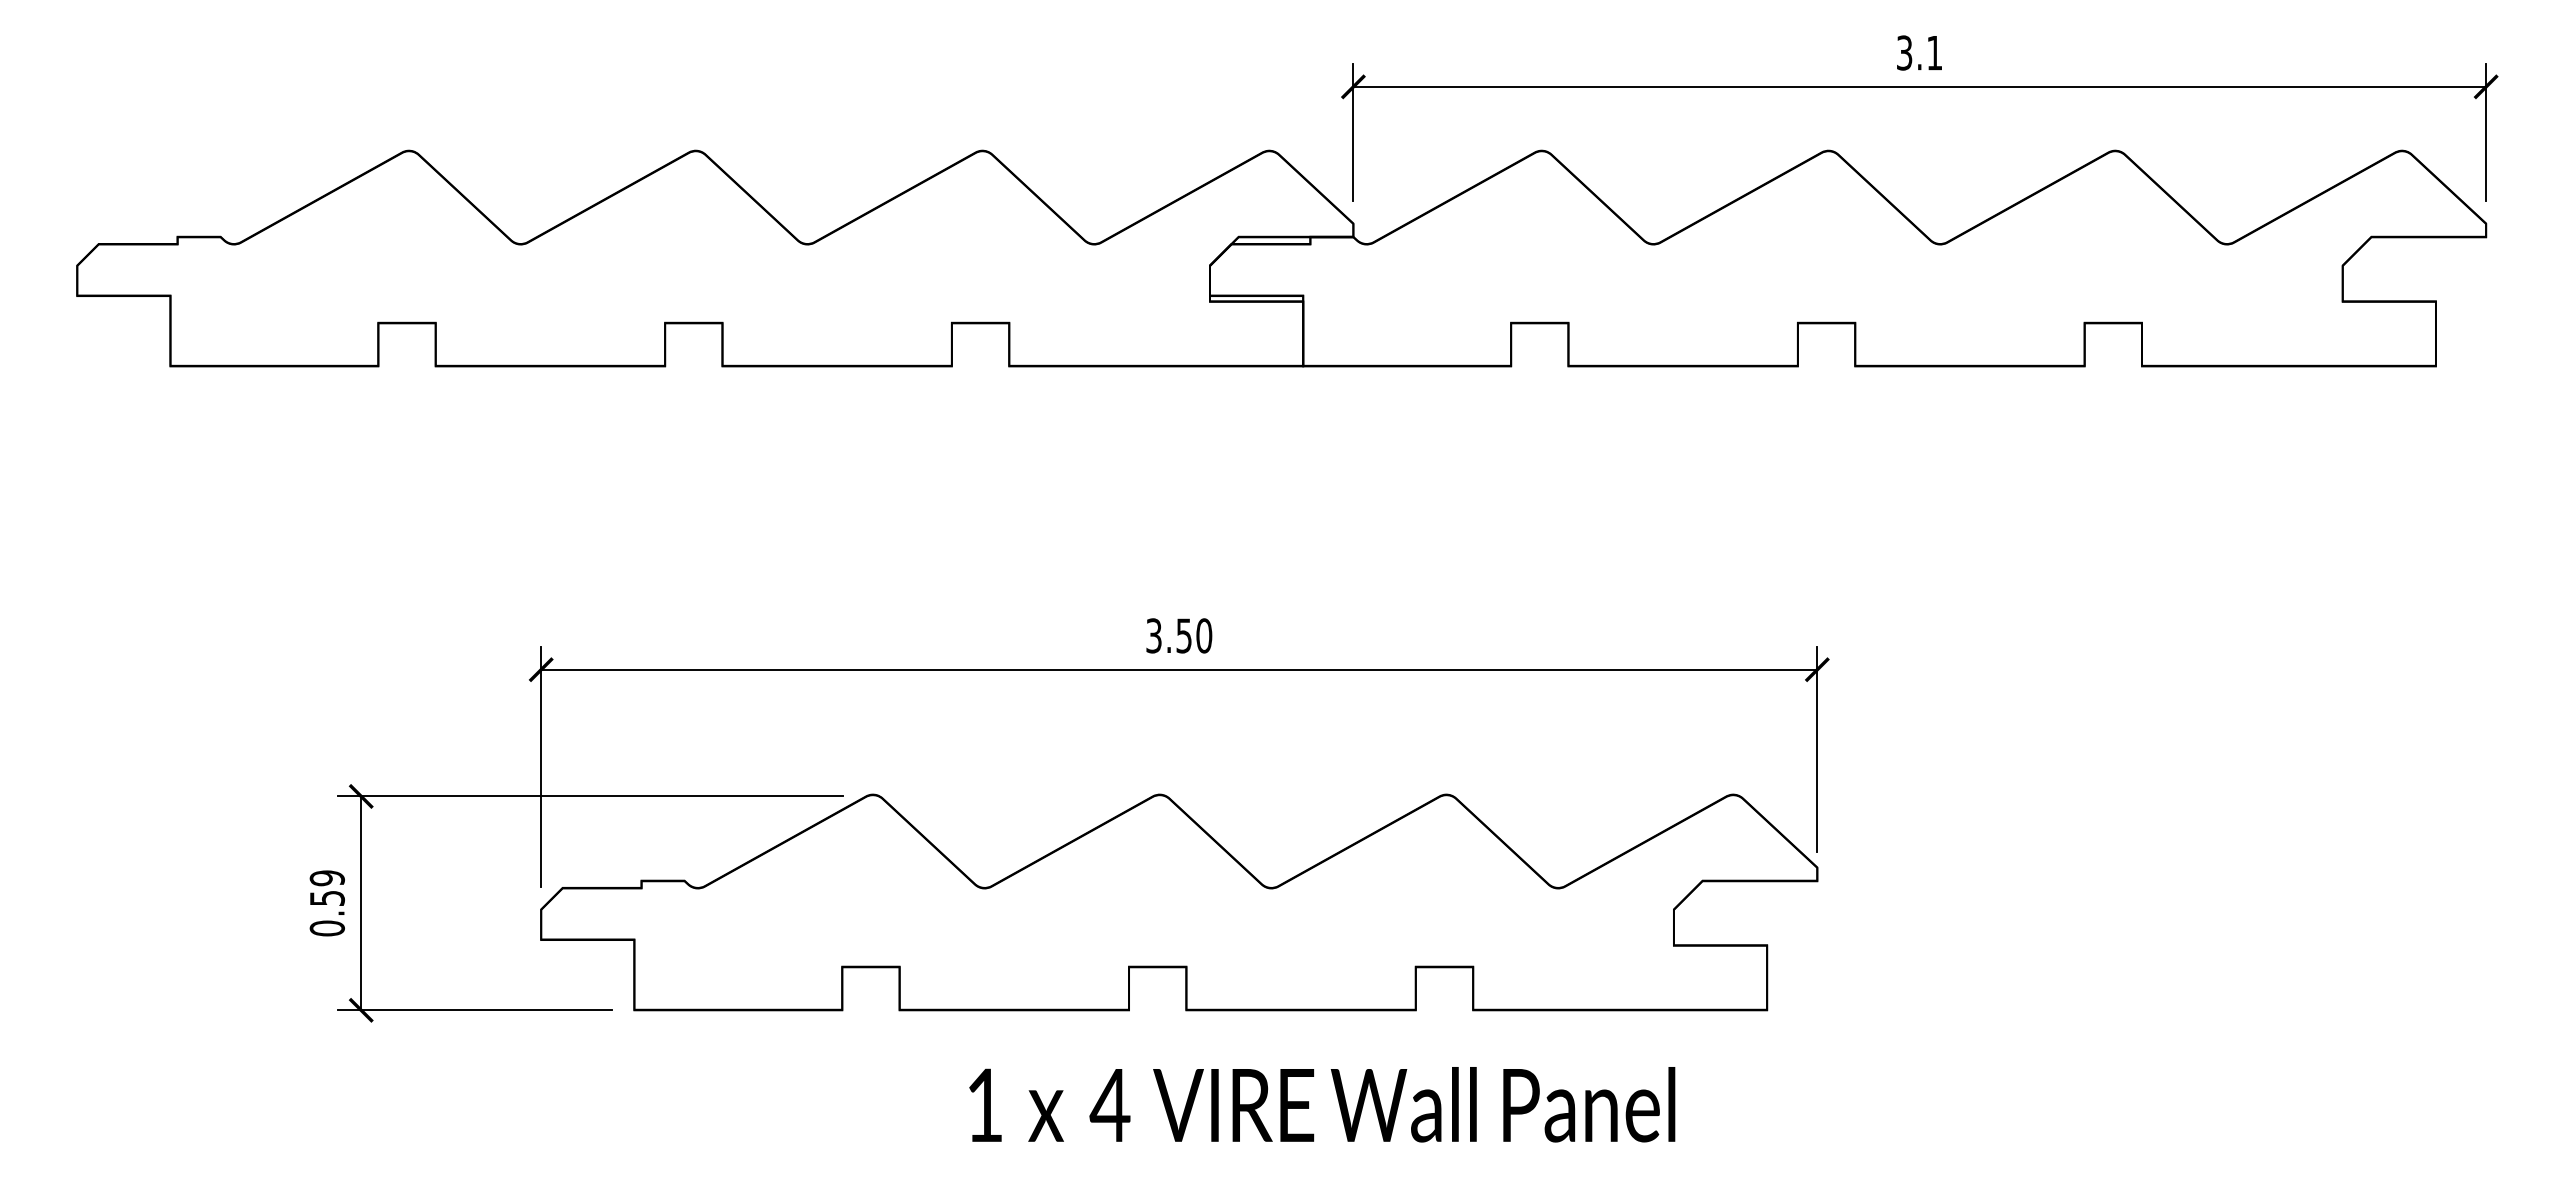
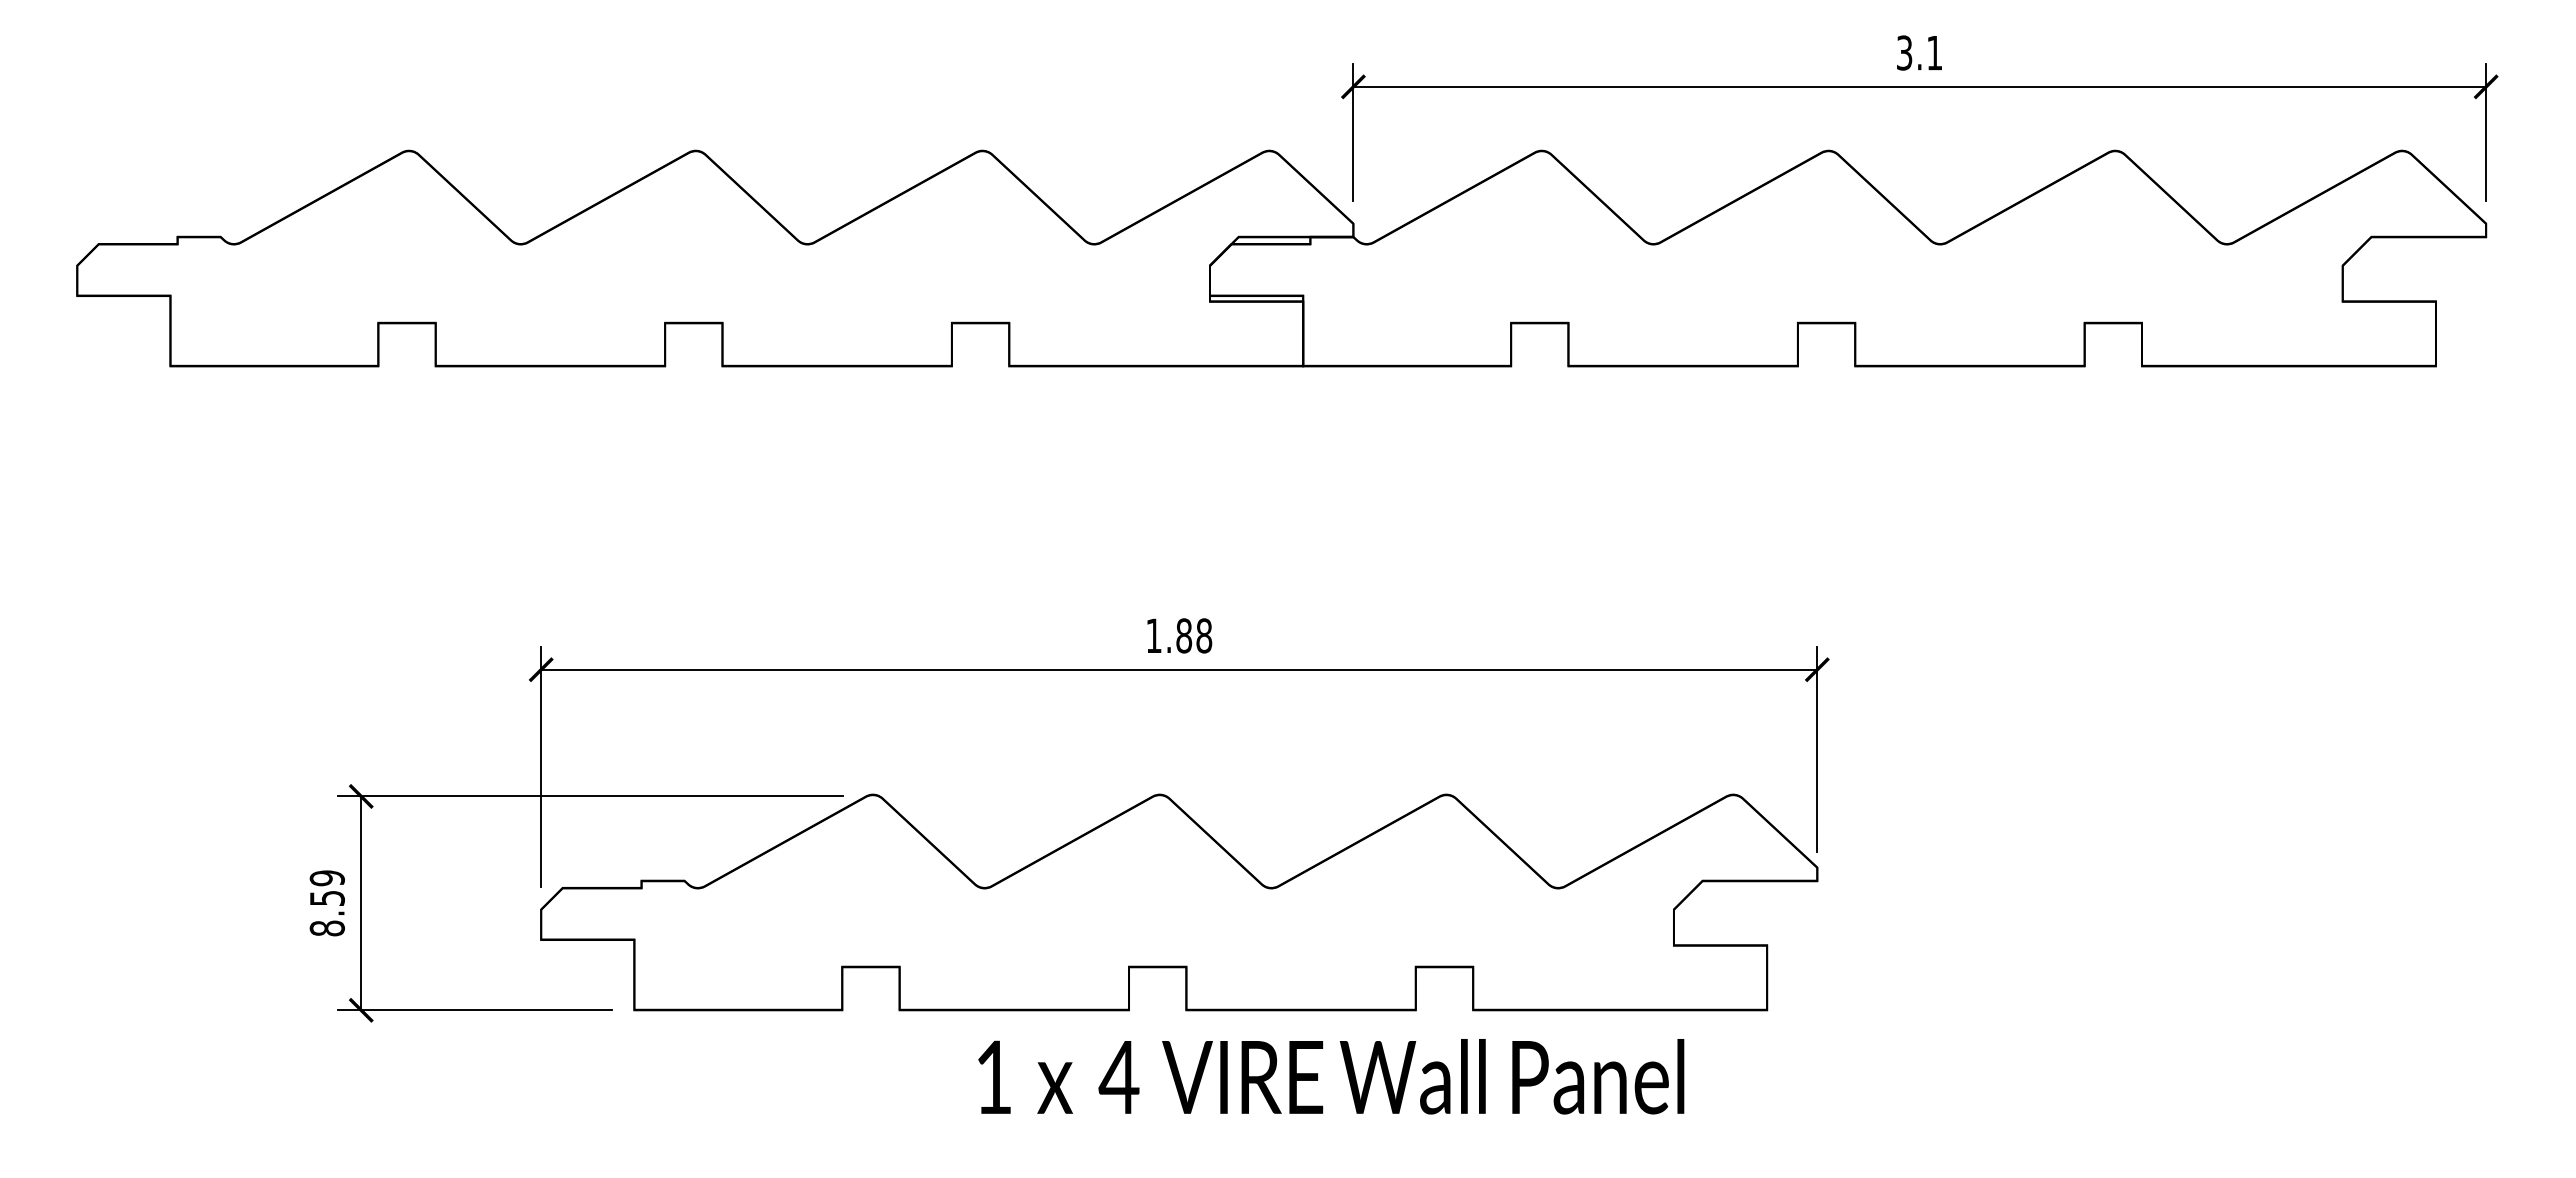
text: 3.50 -> 1.88 (1179, 635)
text: 0.59 -> 8.59 (327, 928)
text position: (1322, 1104) -> (1331, 1076) (1331, 1076)
